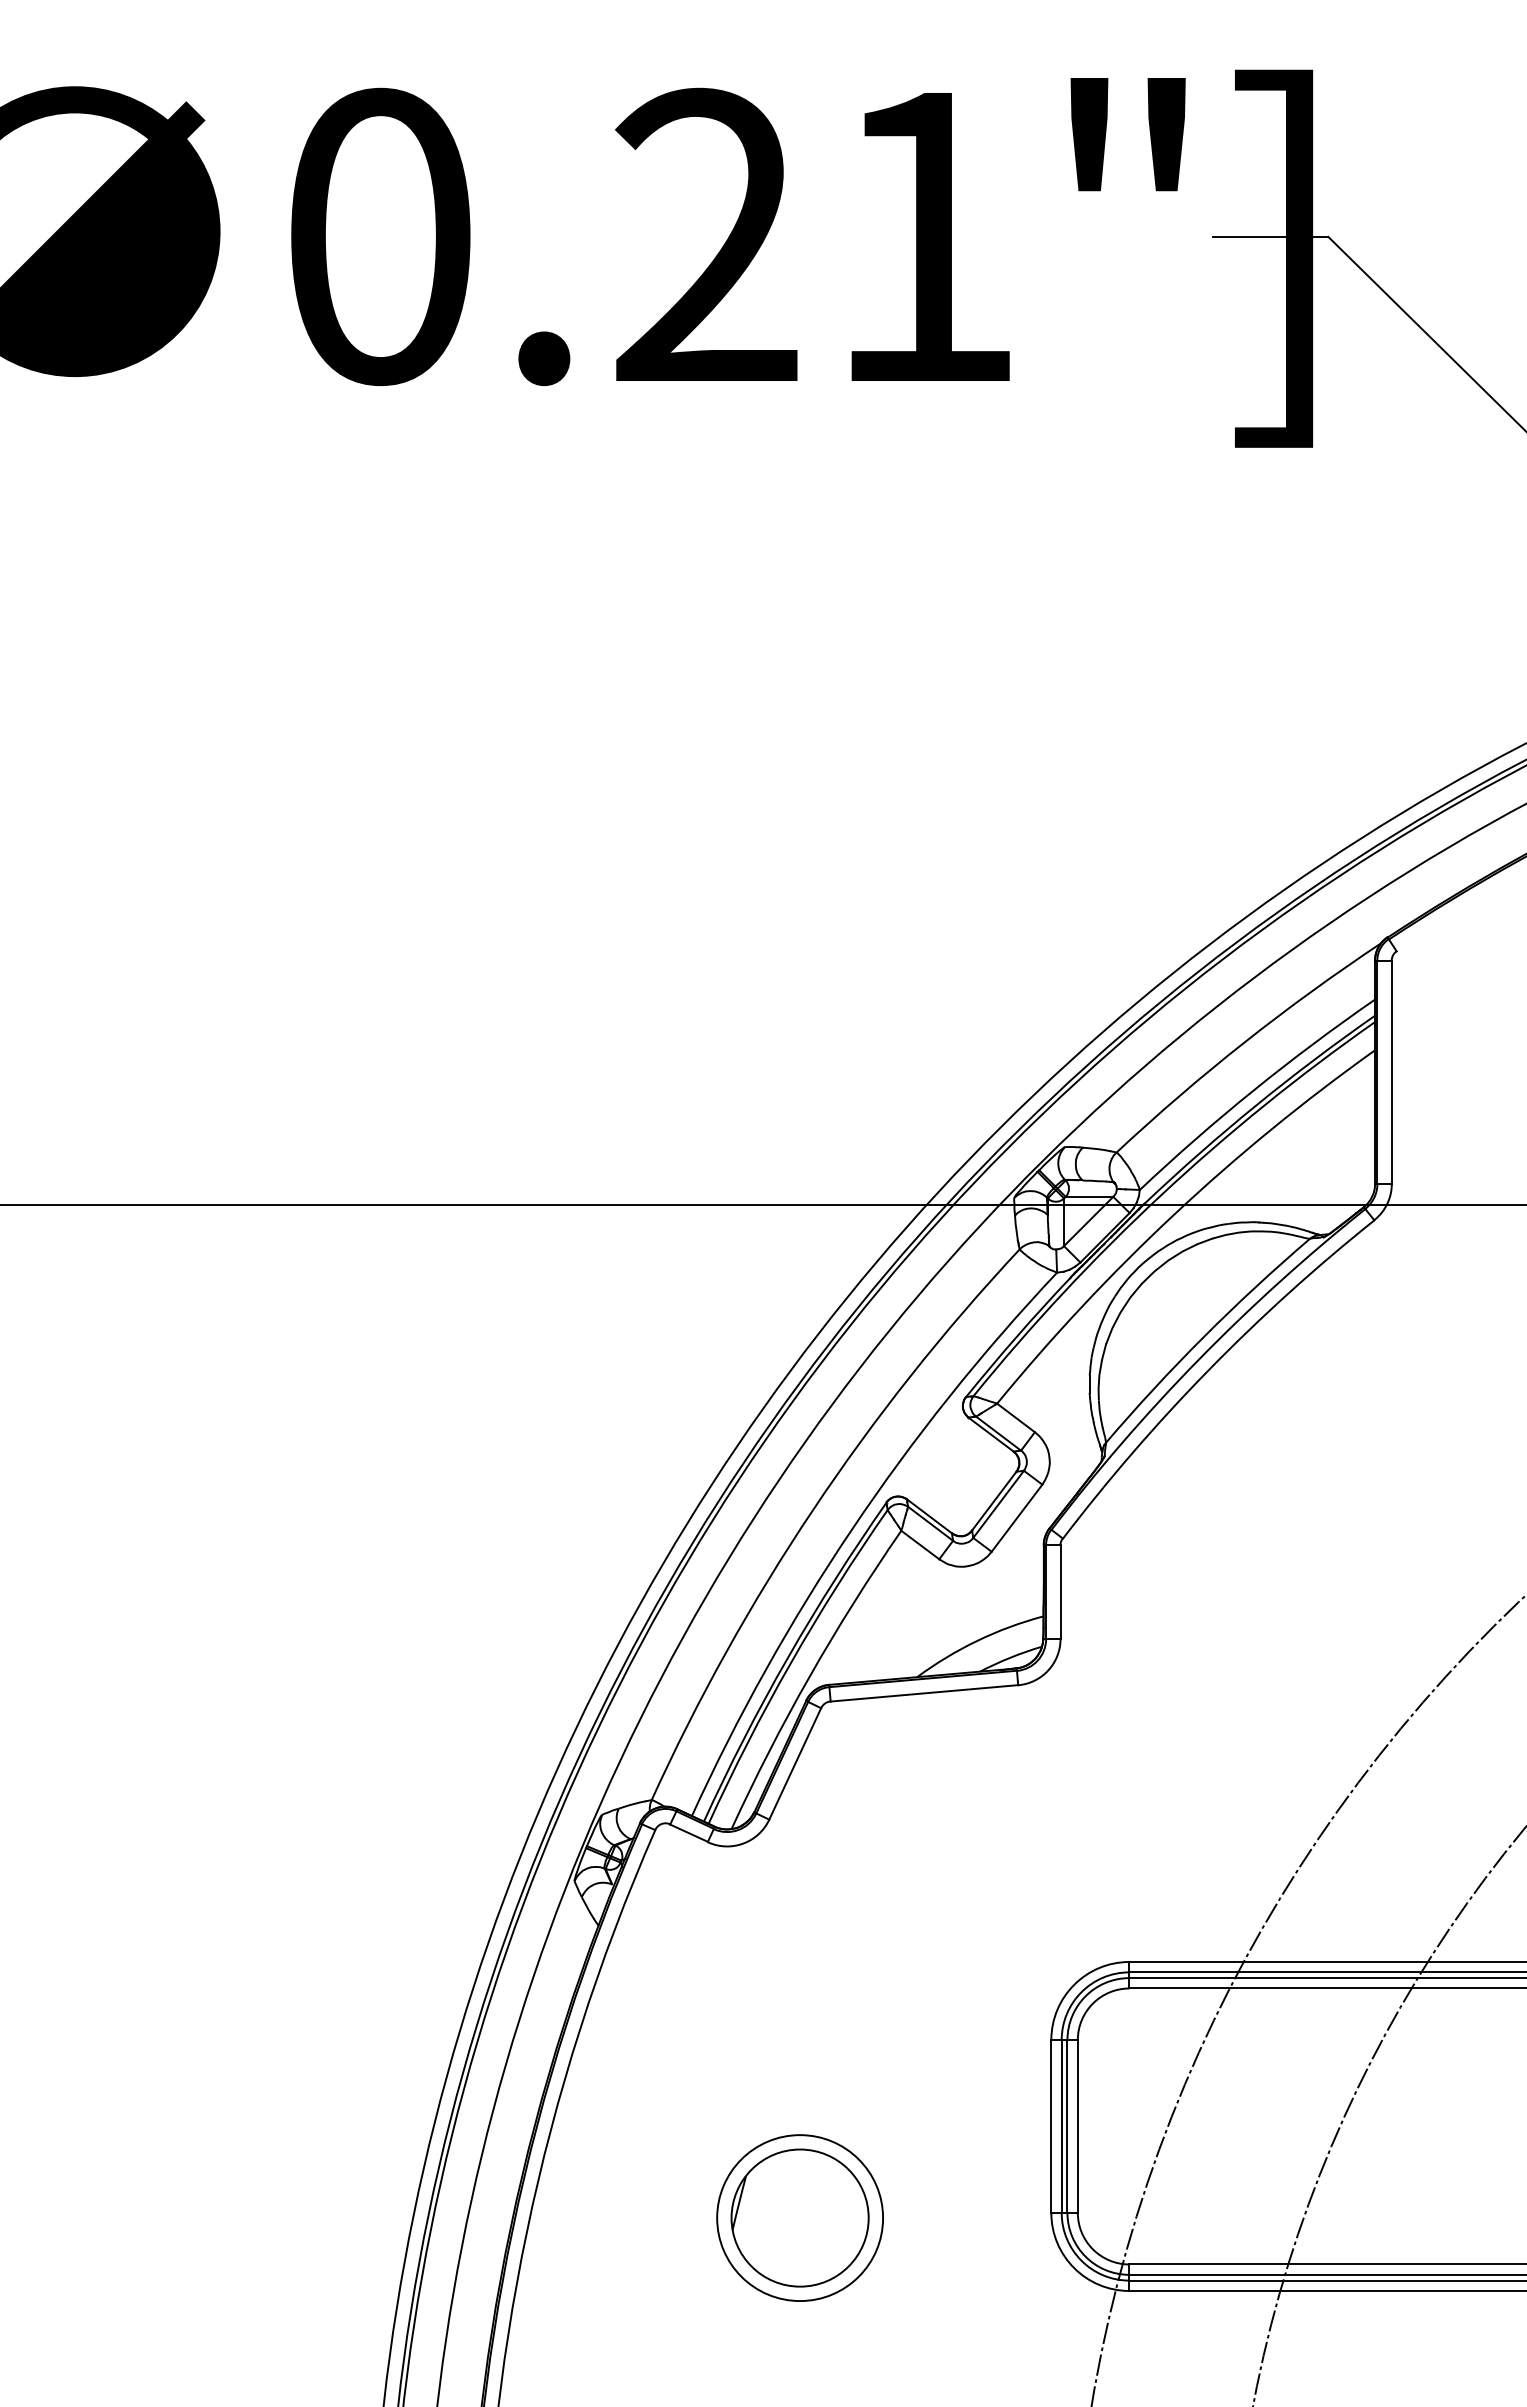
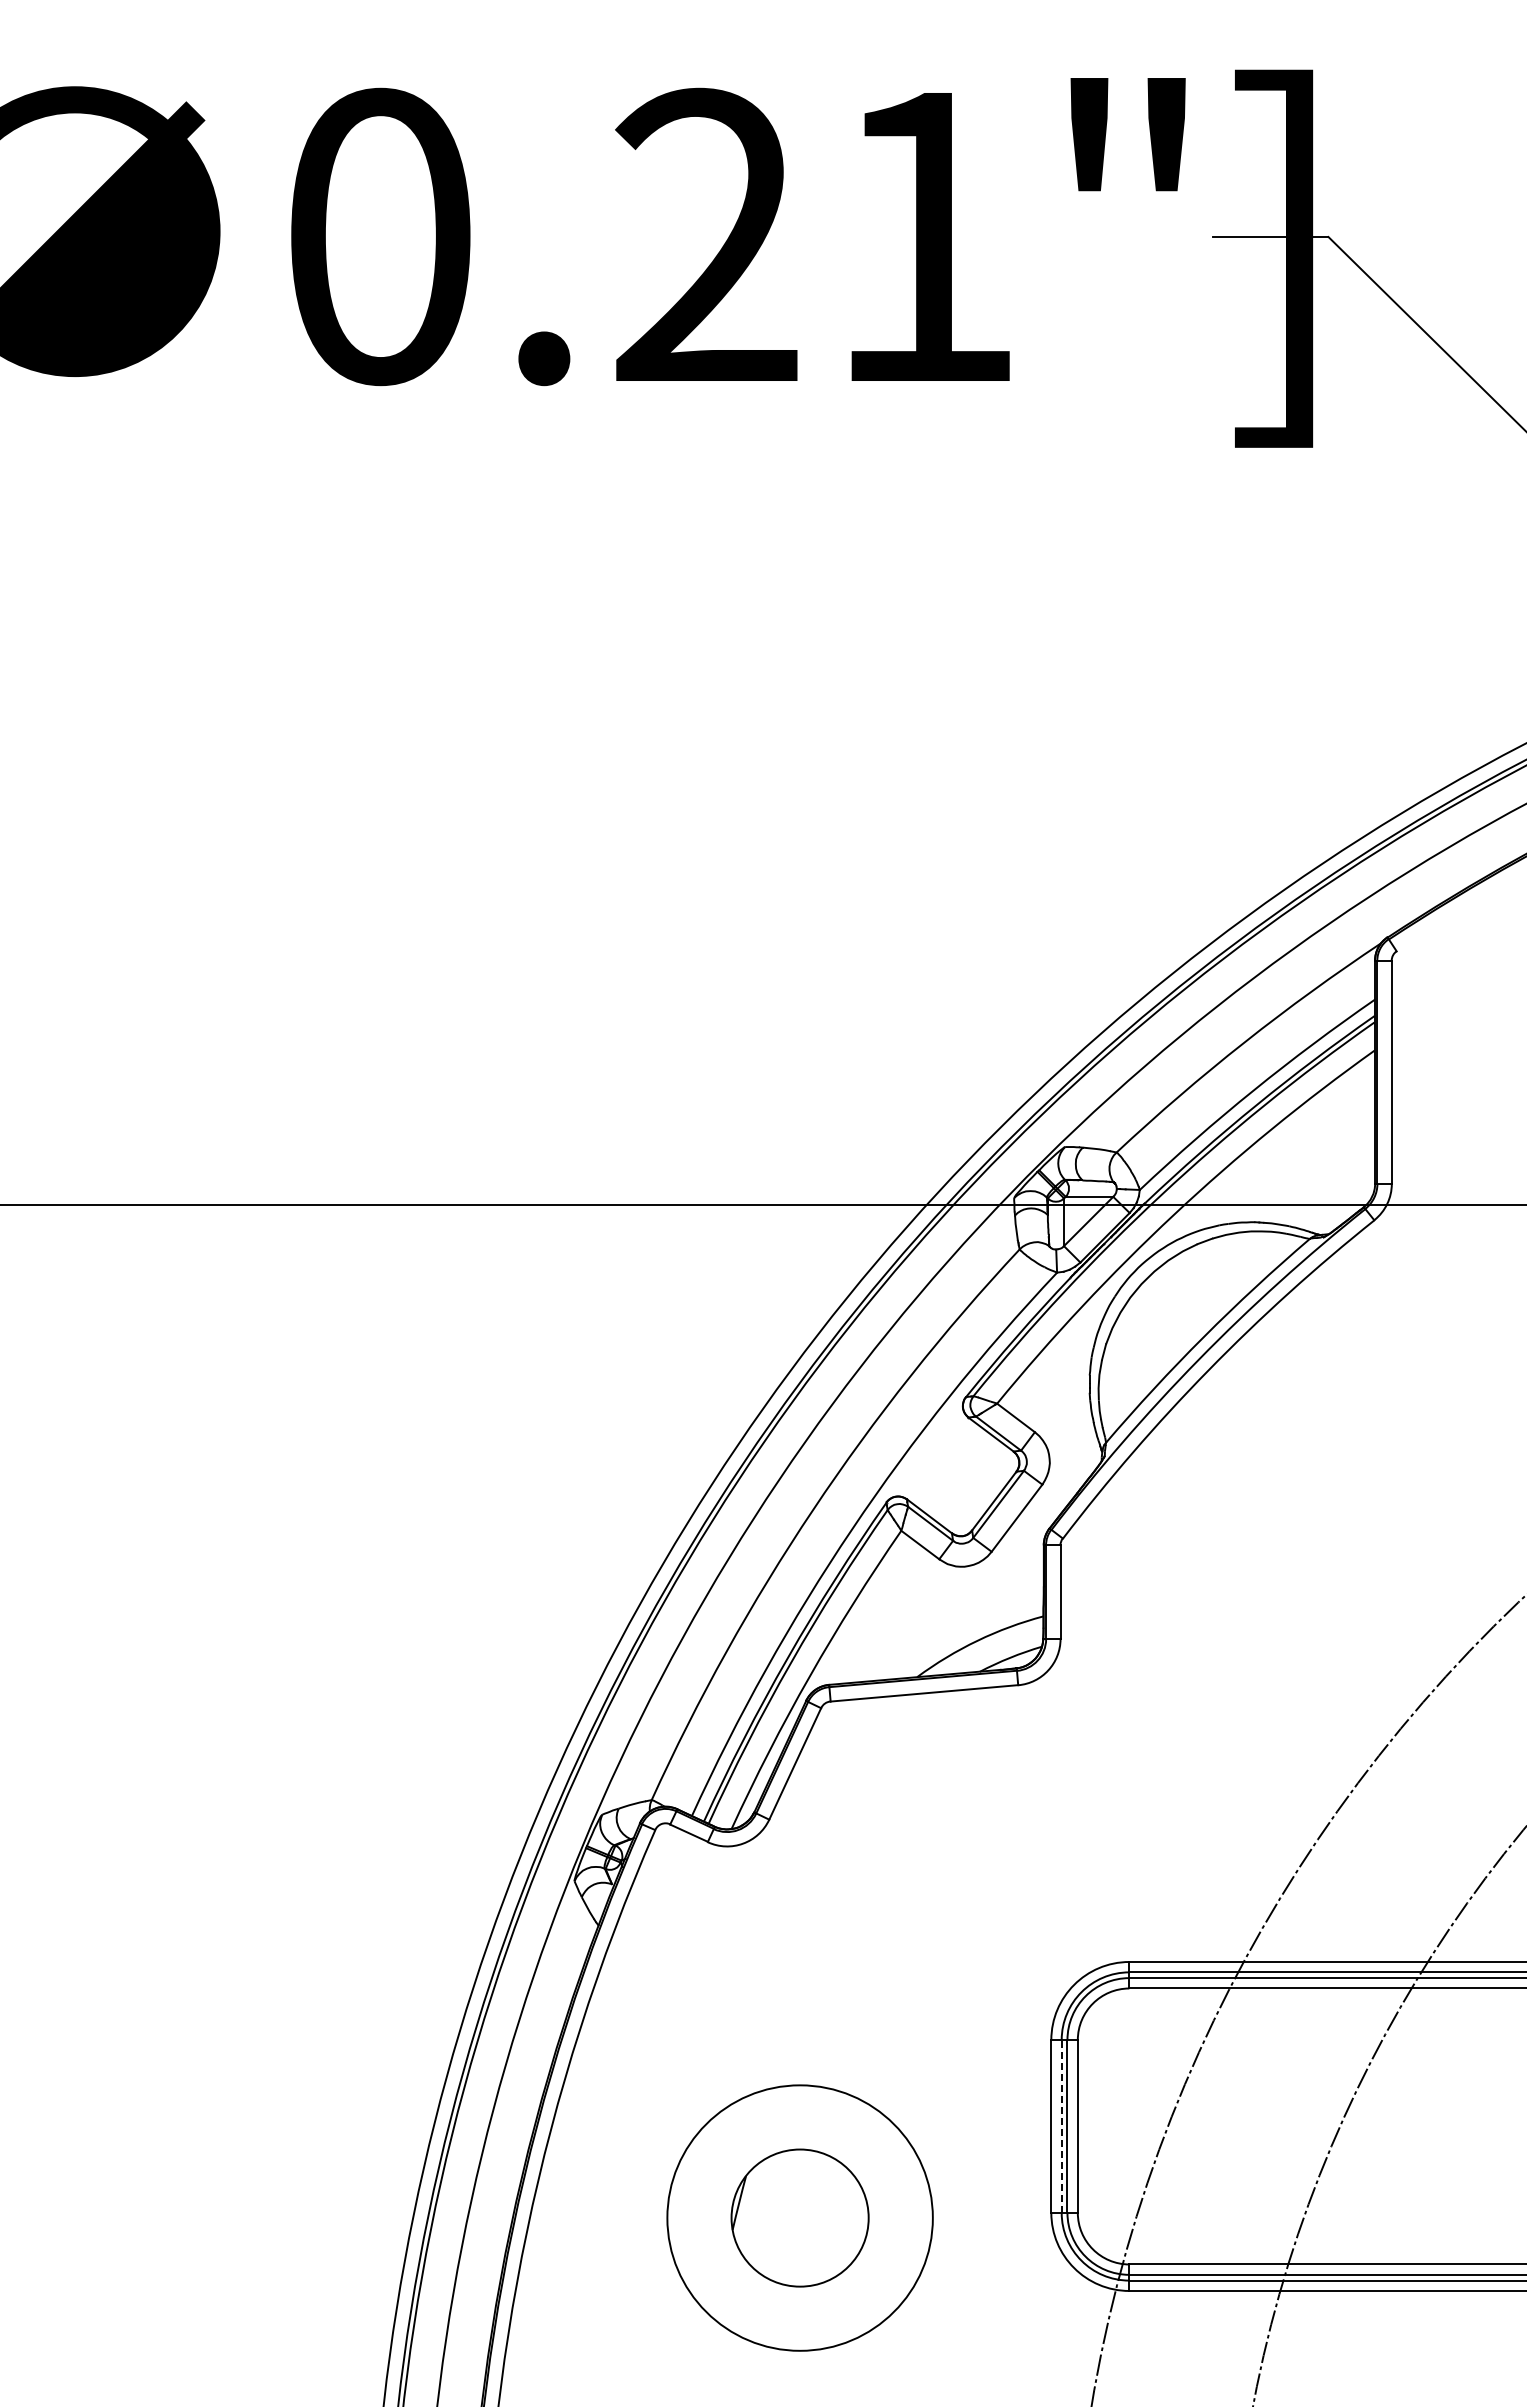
line: solid -> dashed (1061, 2125)
circle diameter: 166 px -> 265 px (799, 2217)
